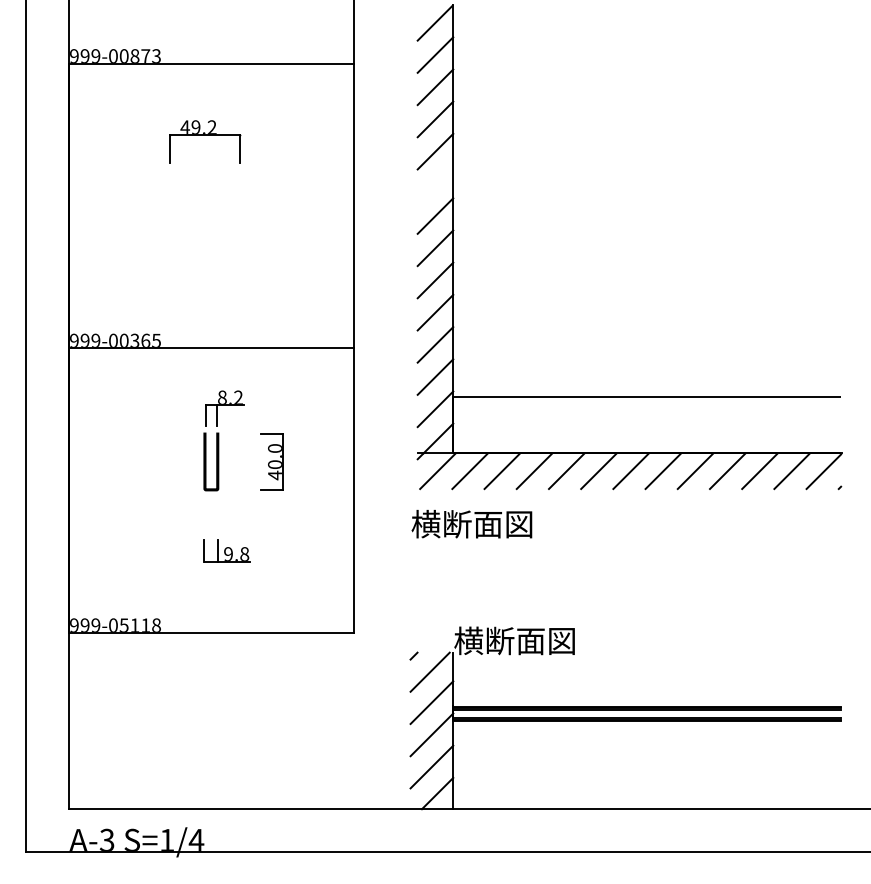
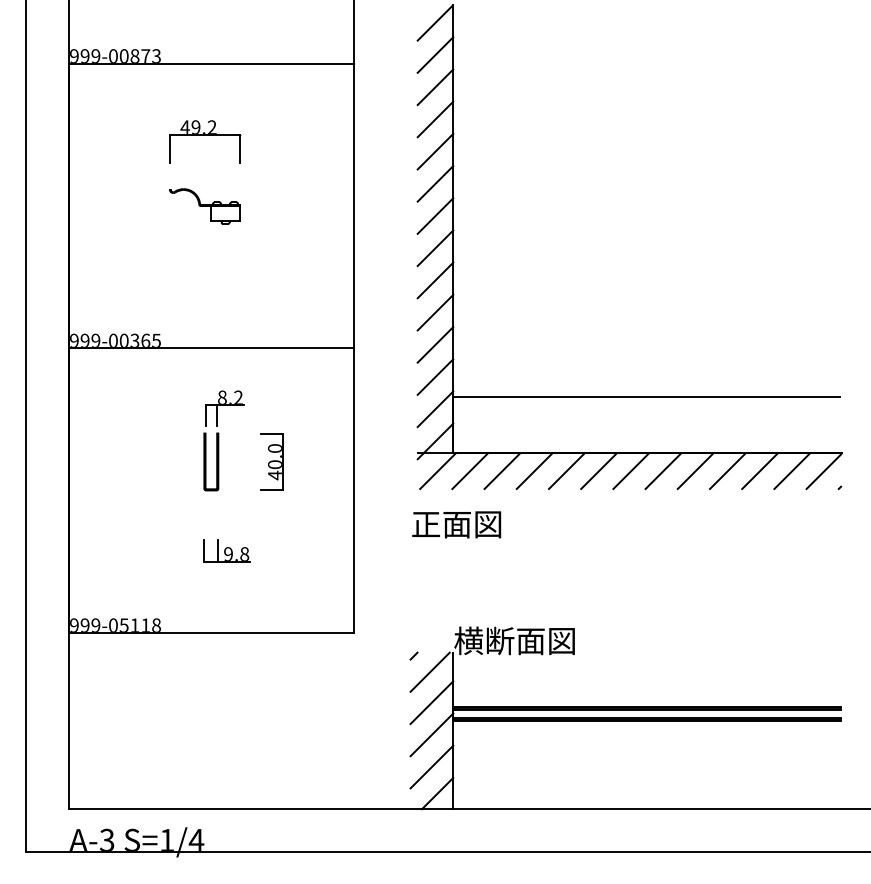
line: none -> present (435, 183)
part: none -> present (204, 206)
text: 横断面図 -> 正面図 (471, 523)
